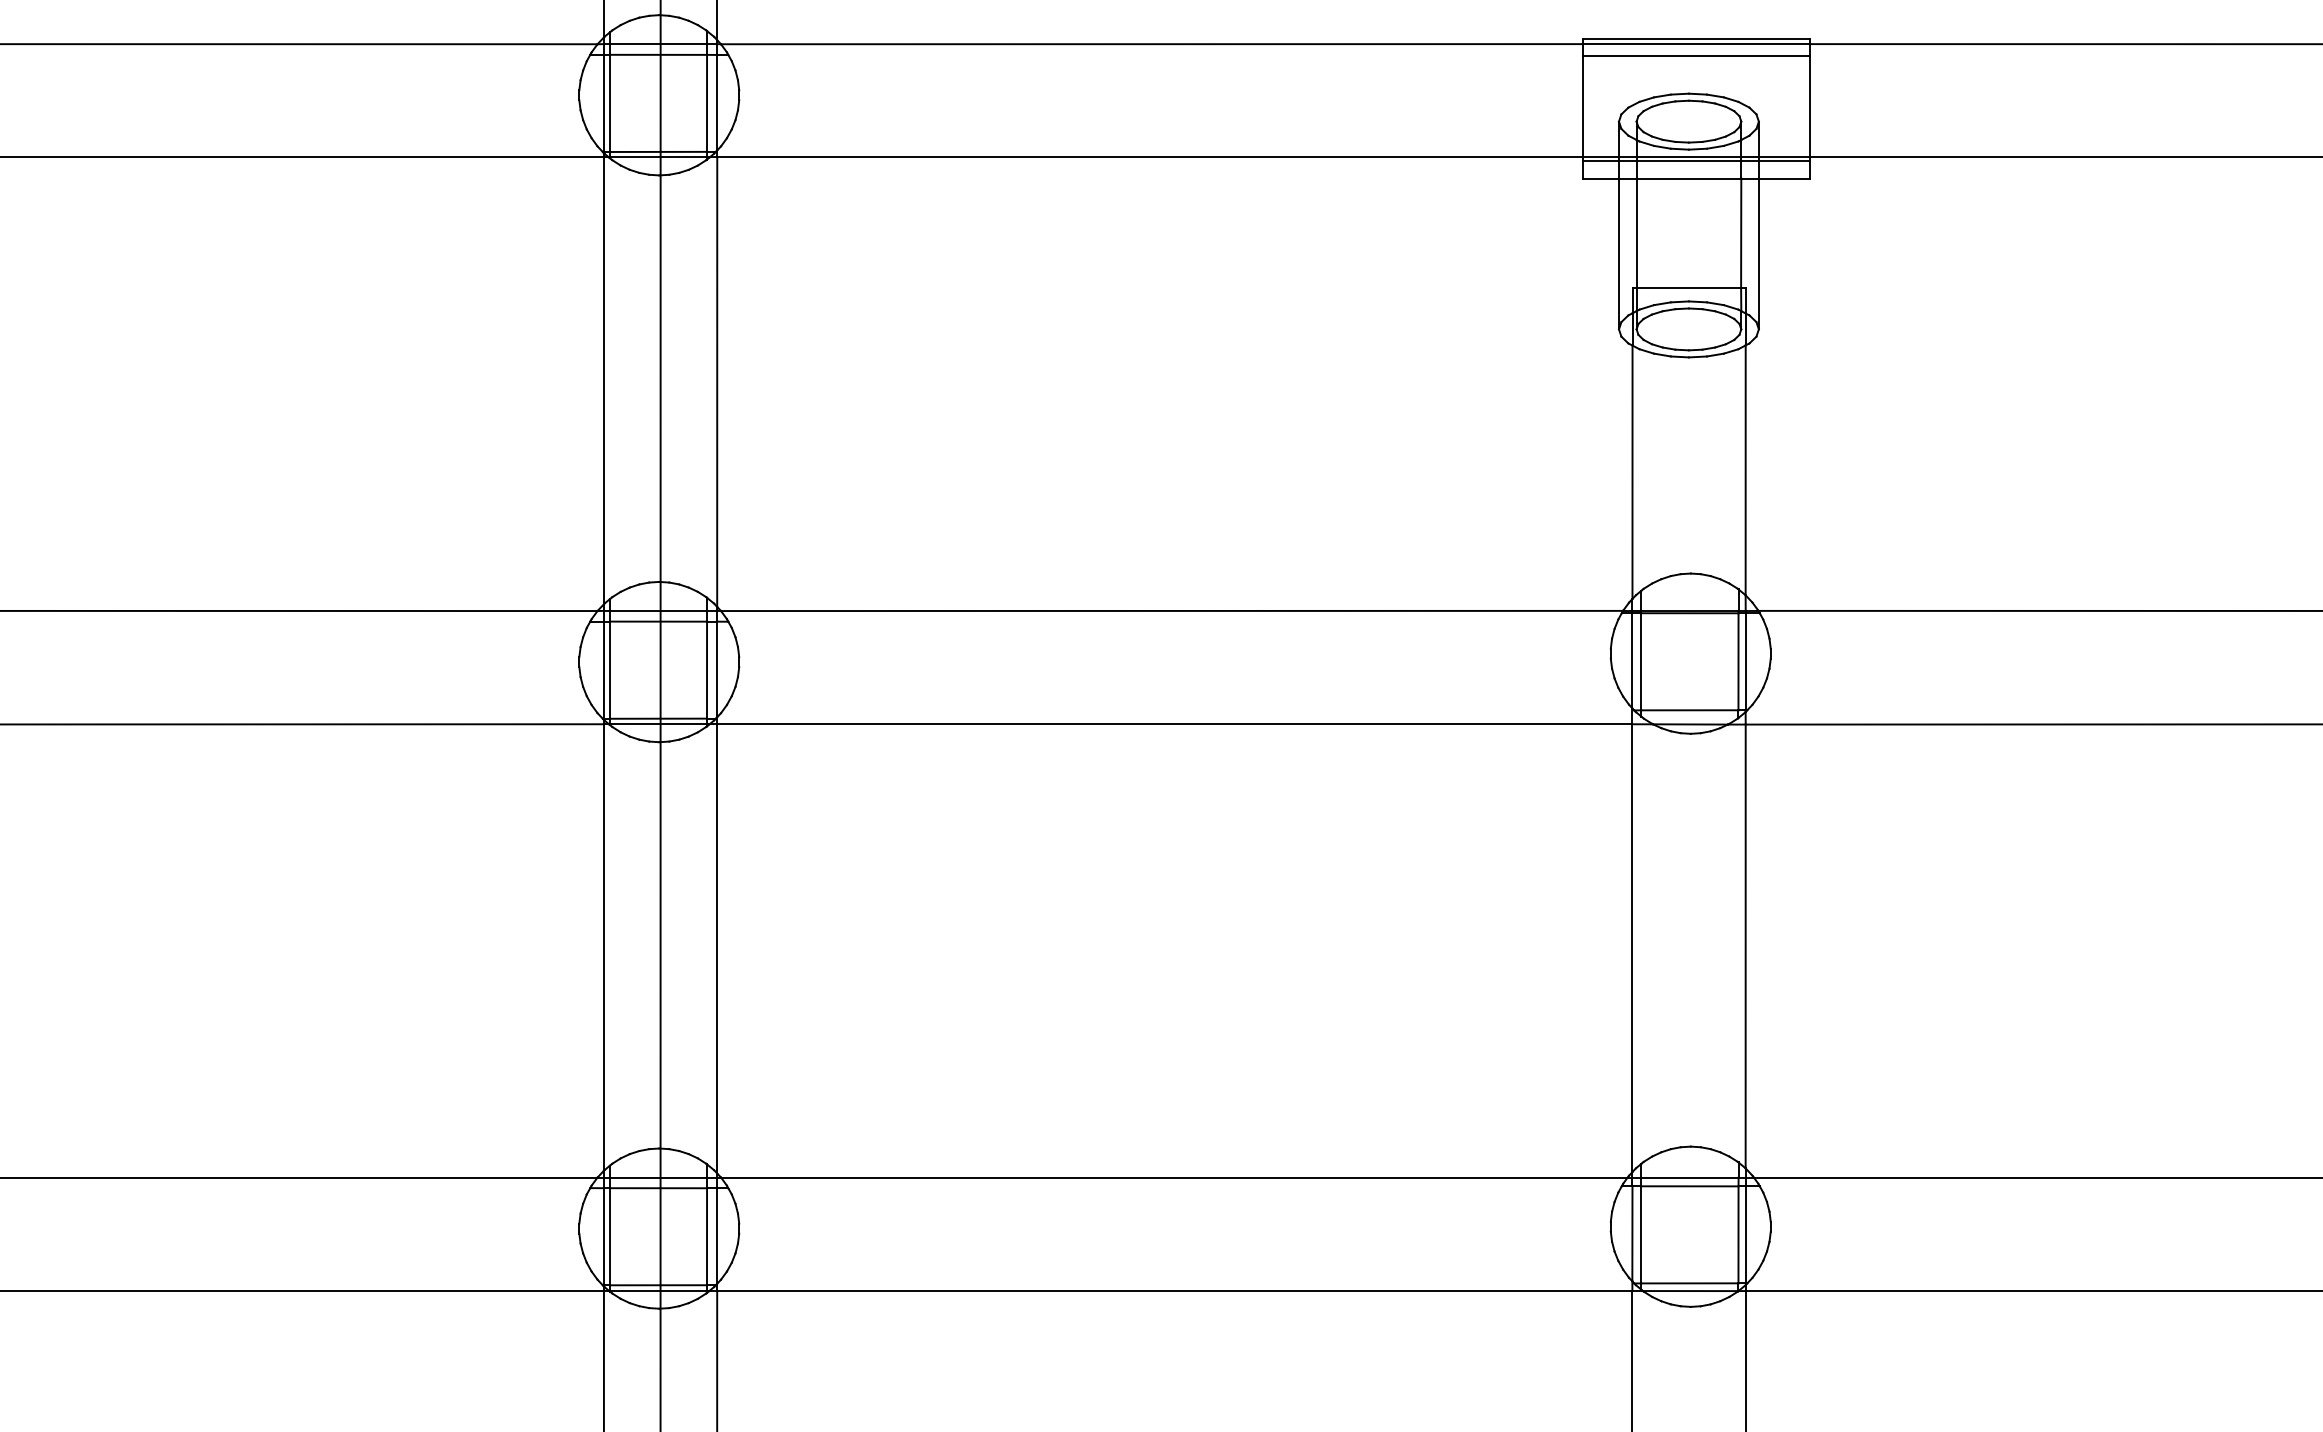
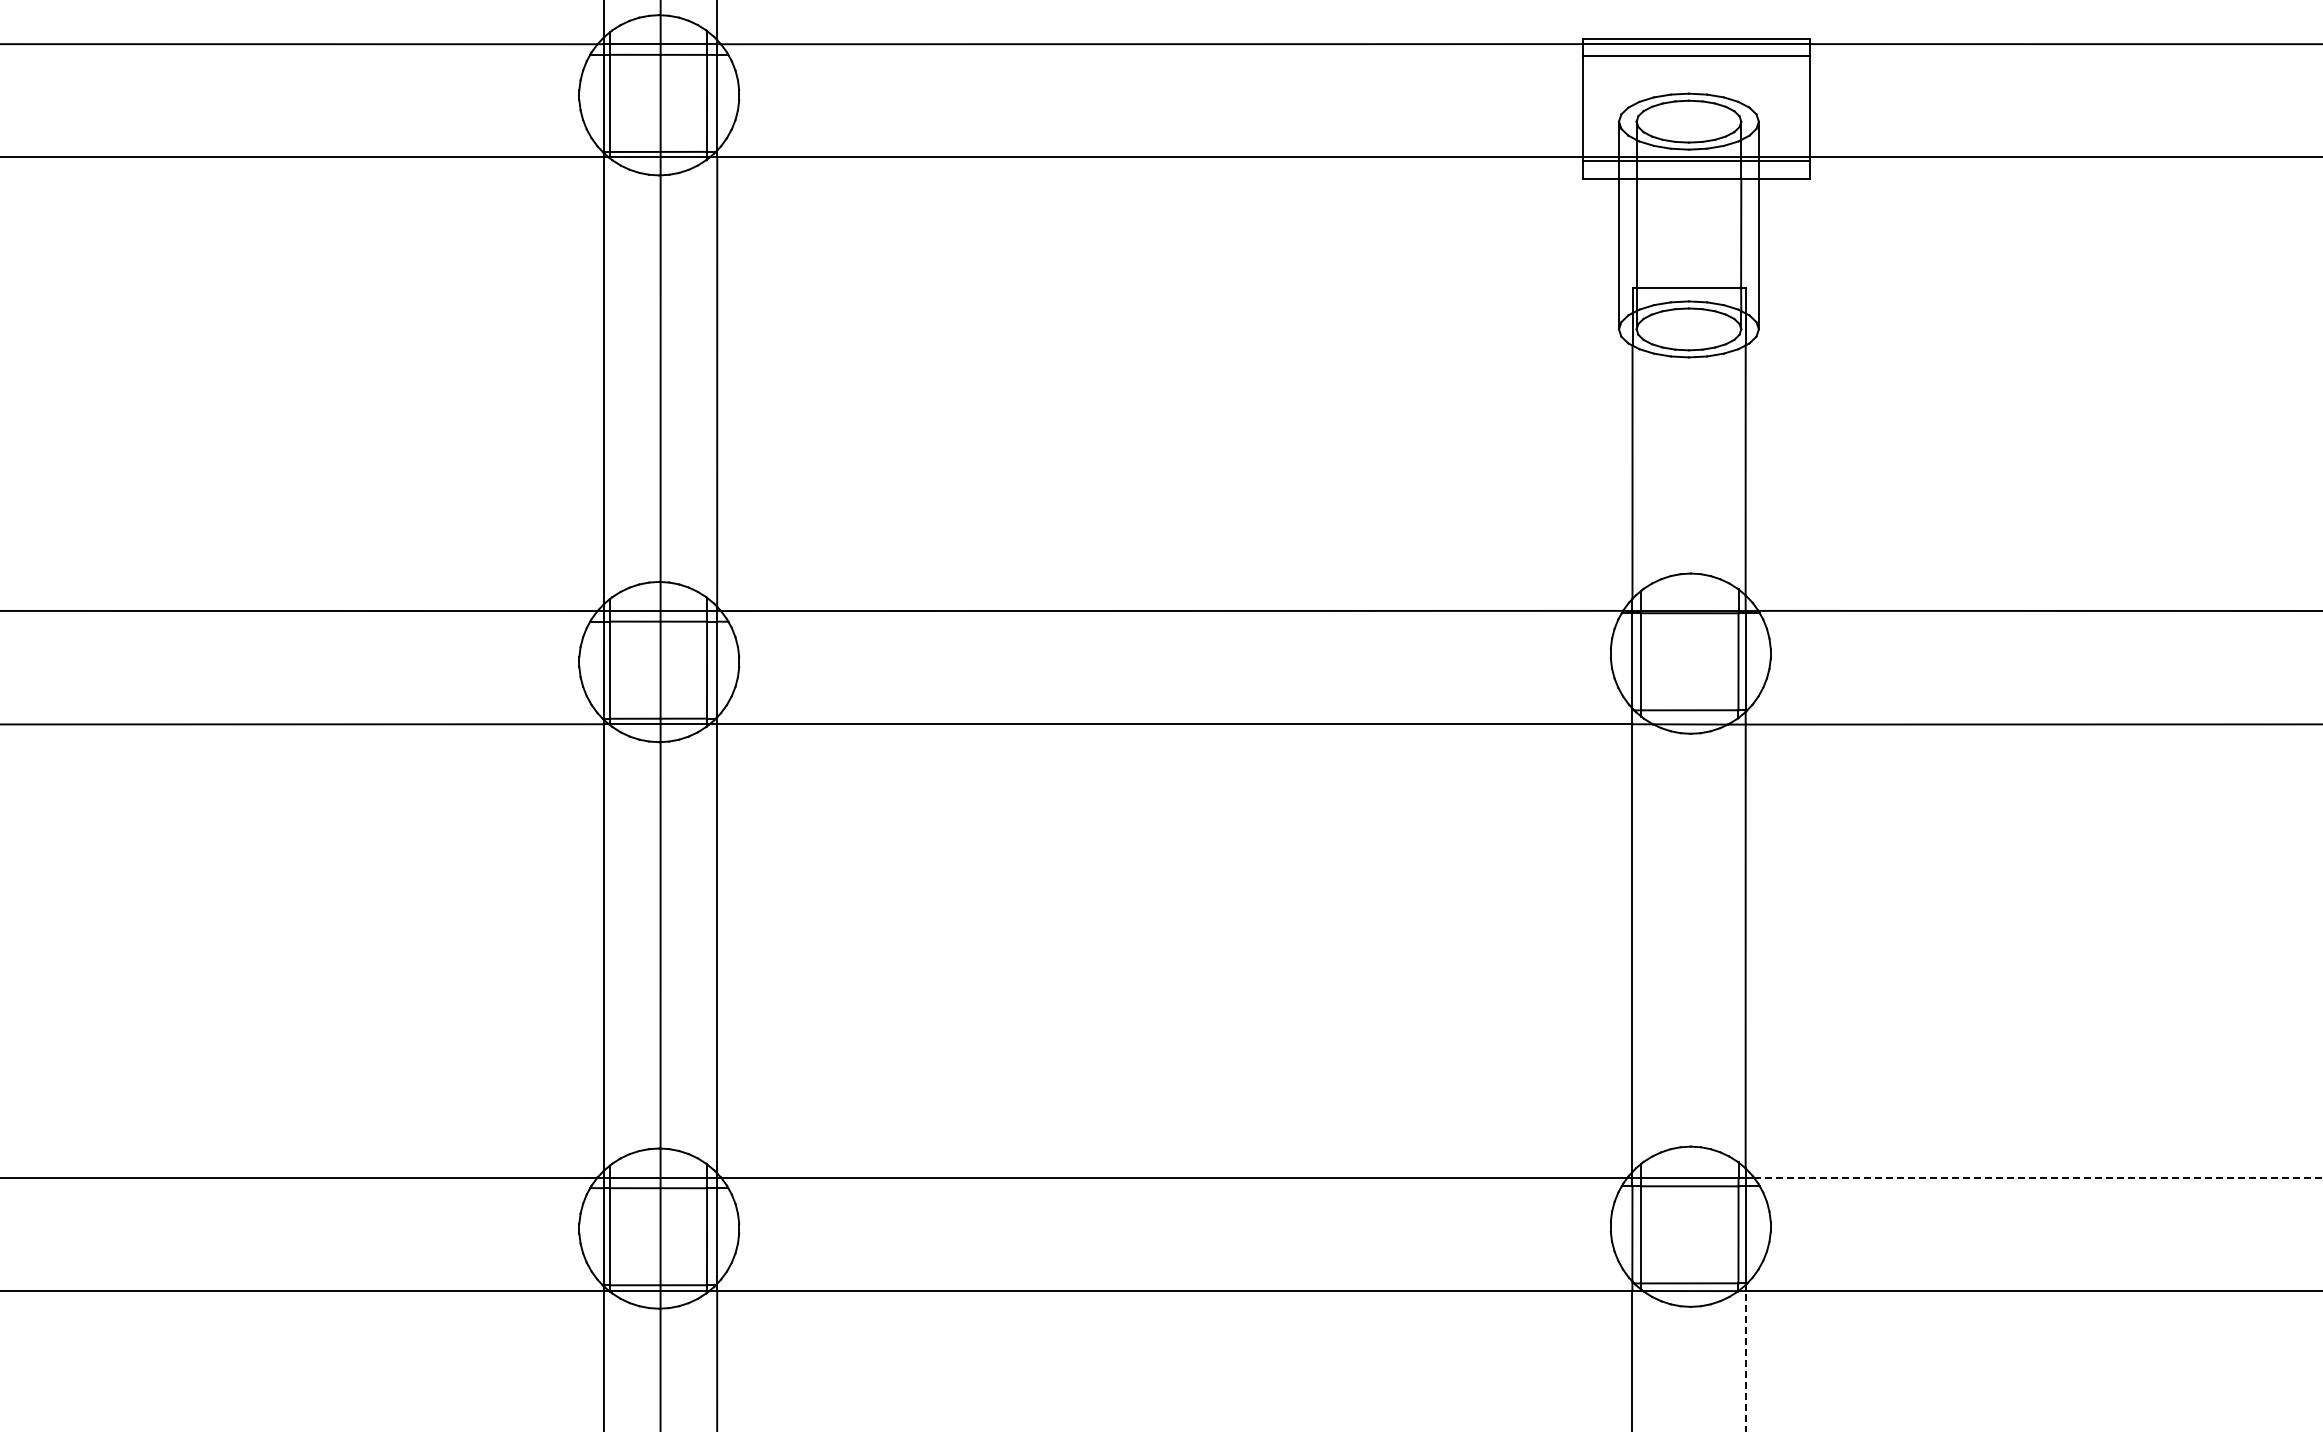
line: solid -> dashed (2038, 1177)
line: solid -> dashed (1745, 1360)
